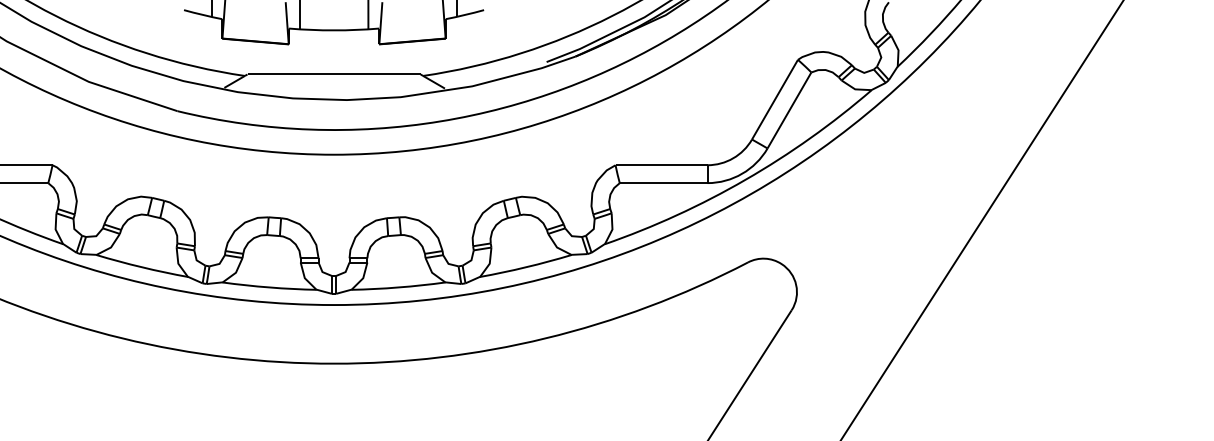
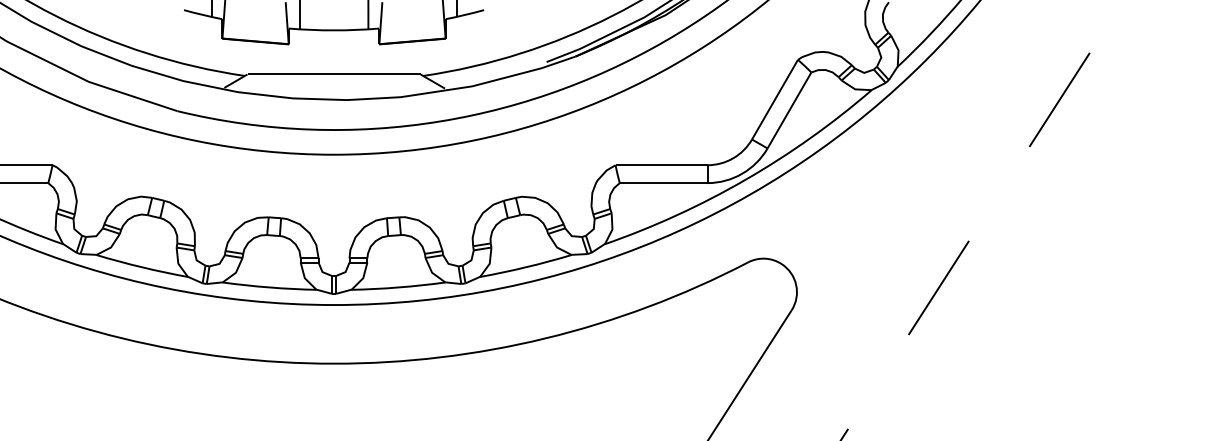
line: solid -> dashed (982, 219)
